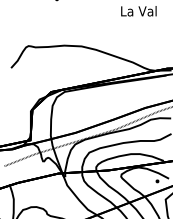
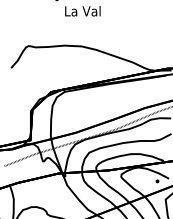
text position: (138, 11) -> (82, 11) (82, 11)
